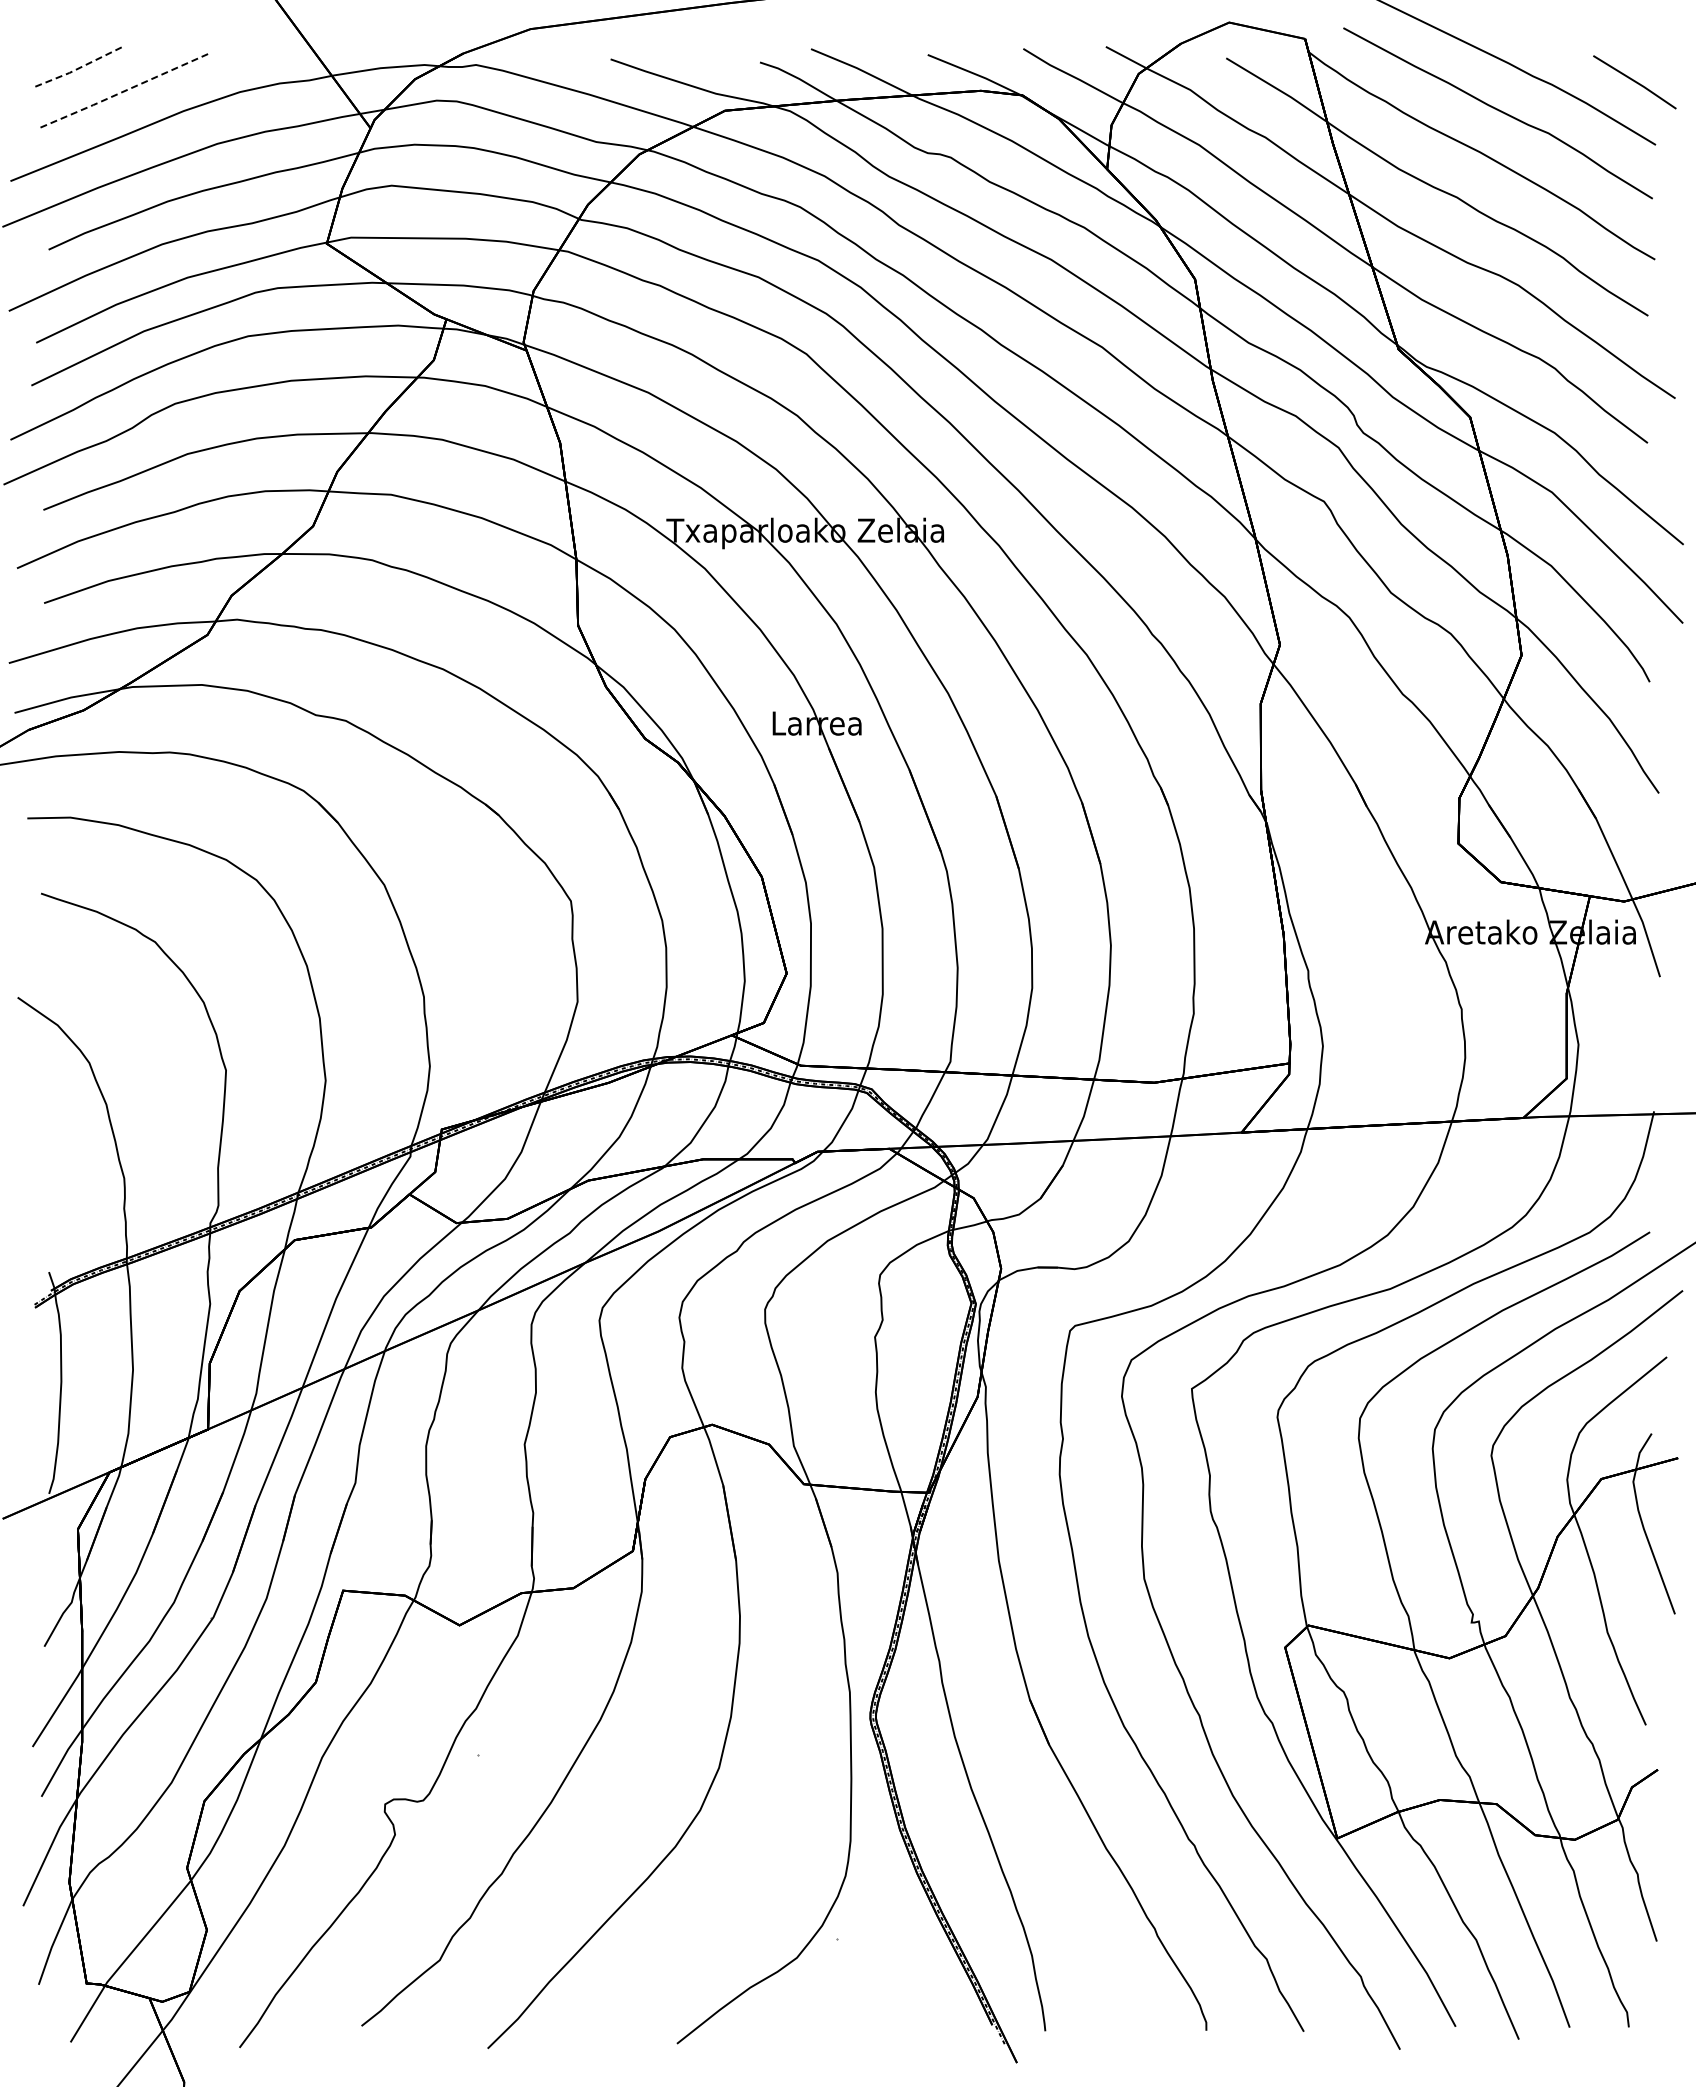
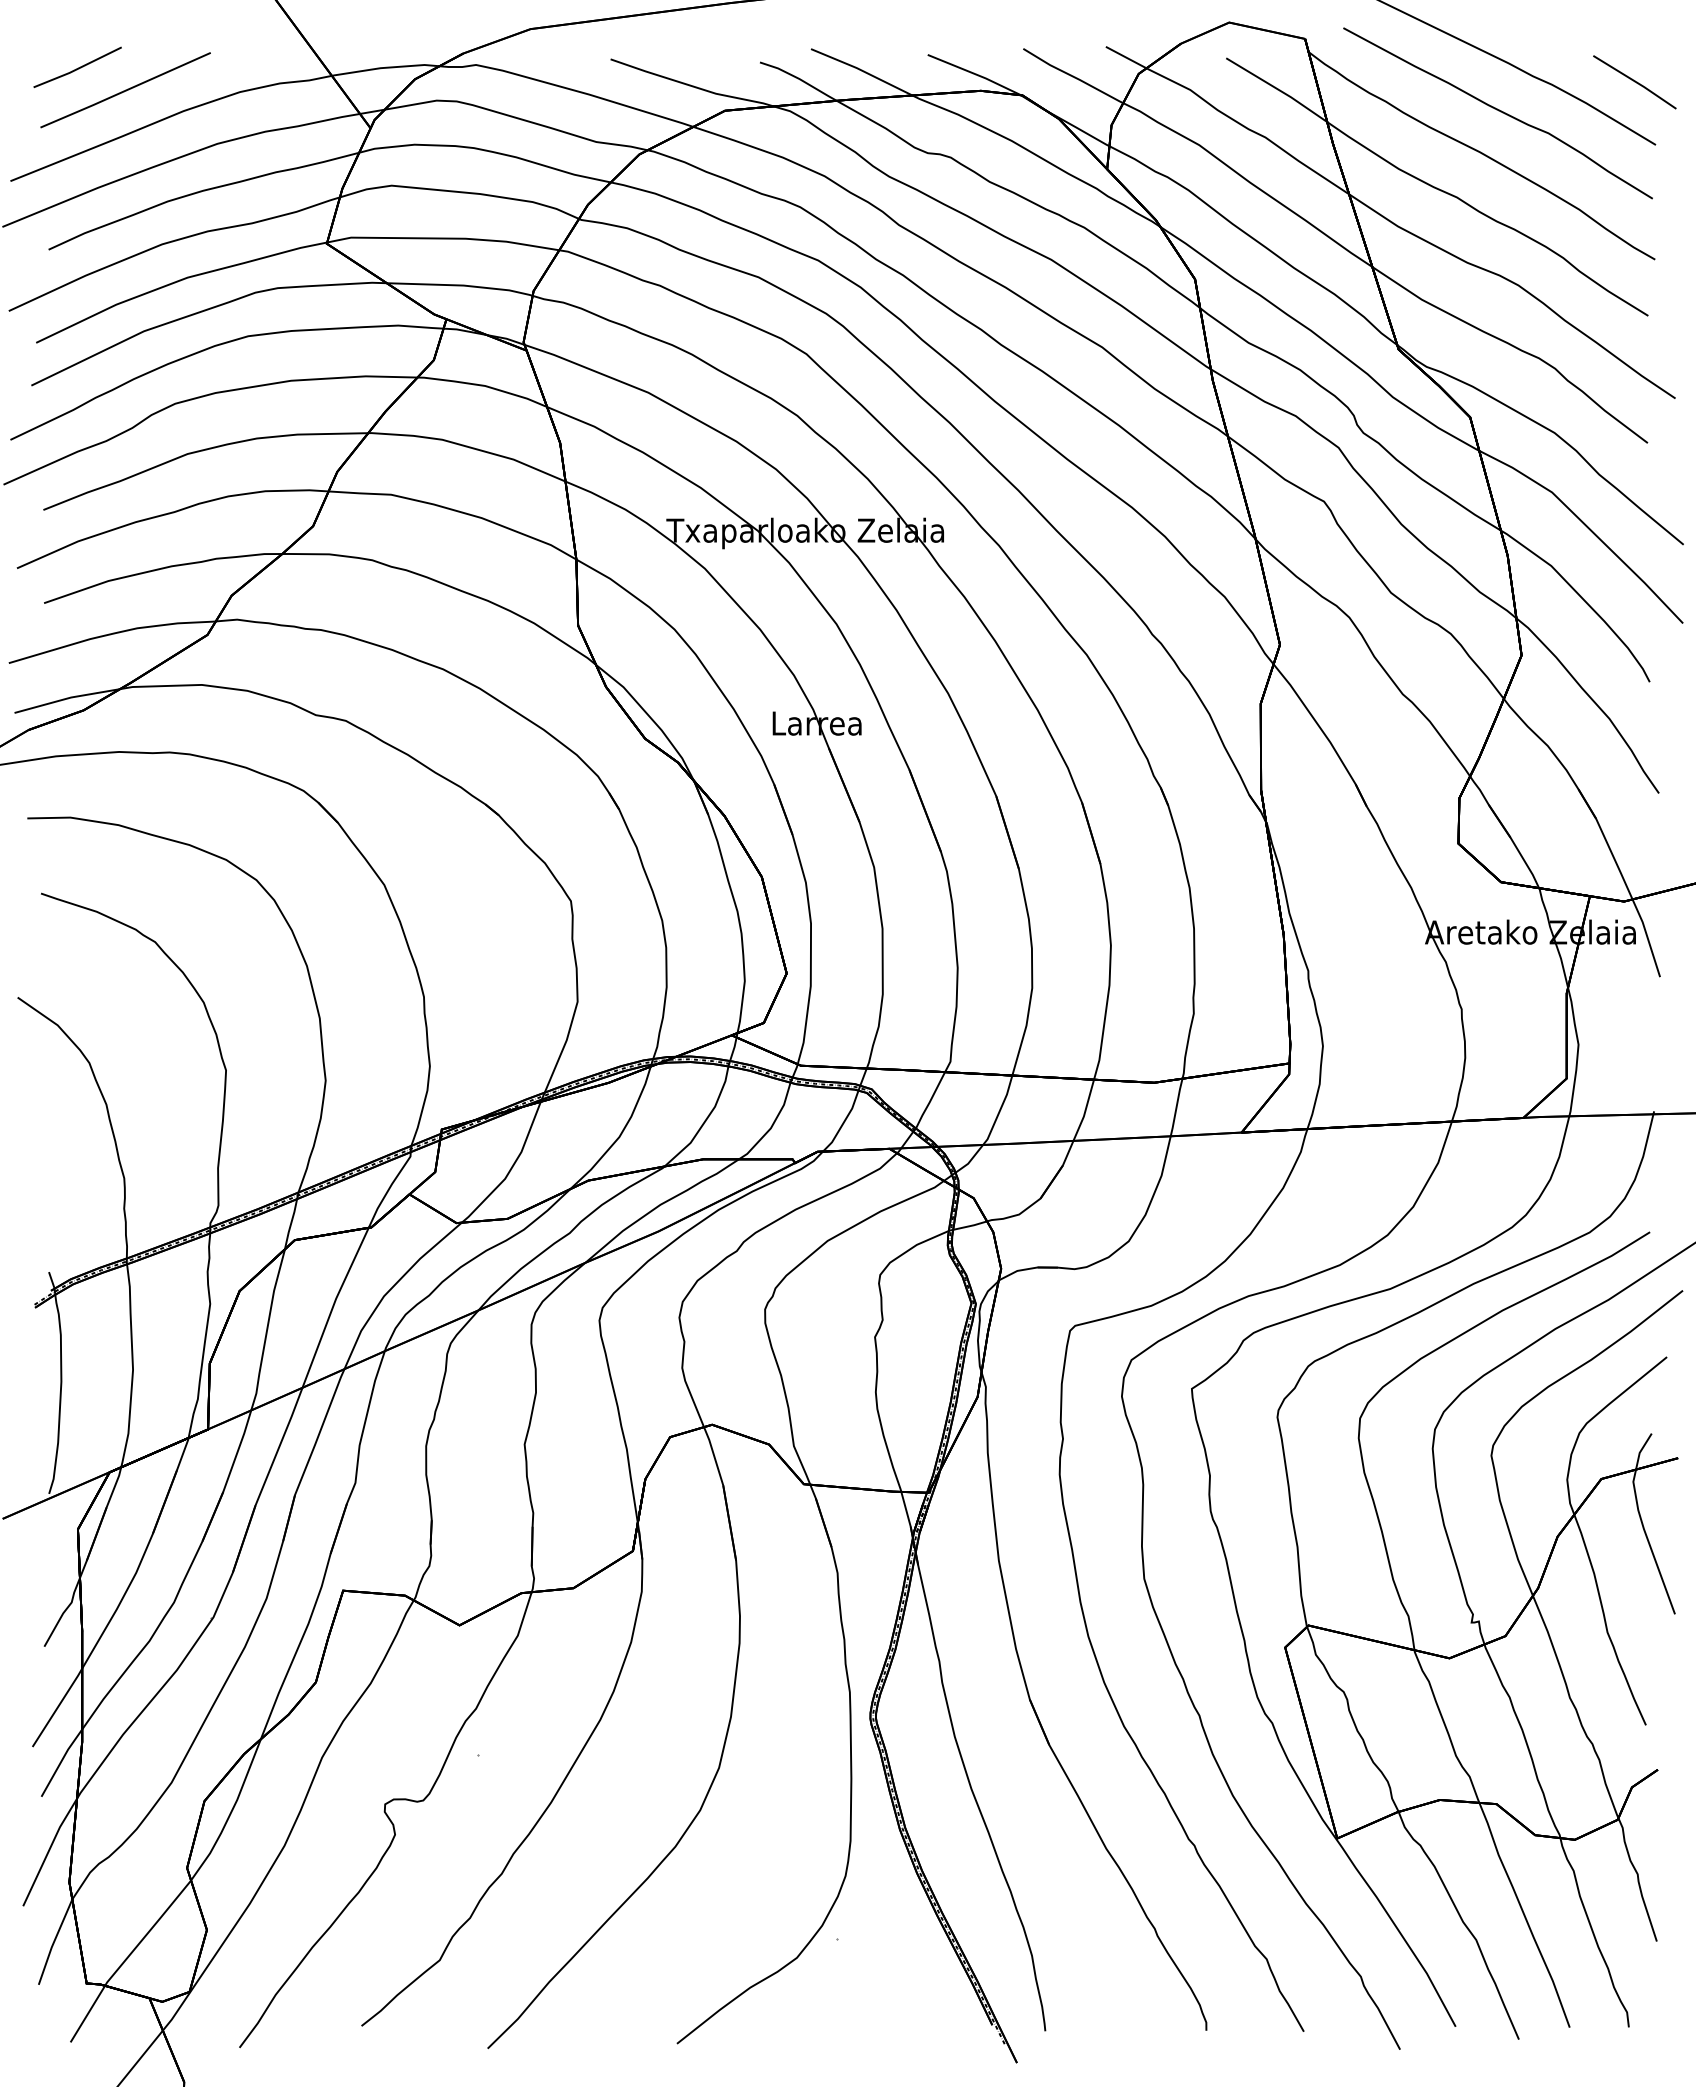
line: dashed -> solid (77, 69)
line: dashed -> solid (125, 90)
